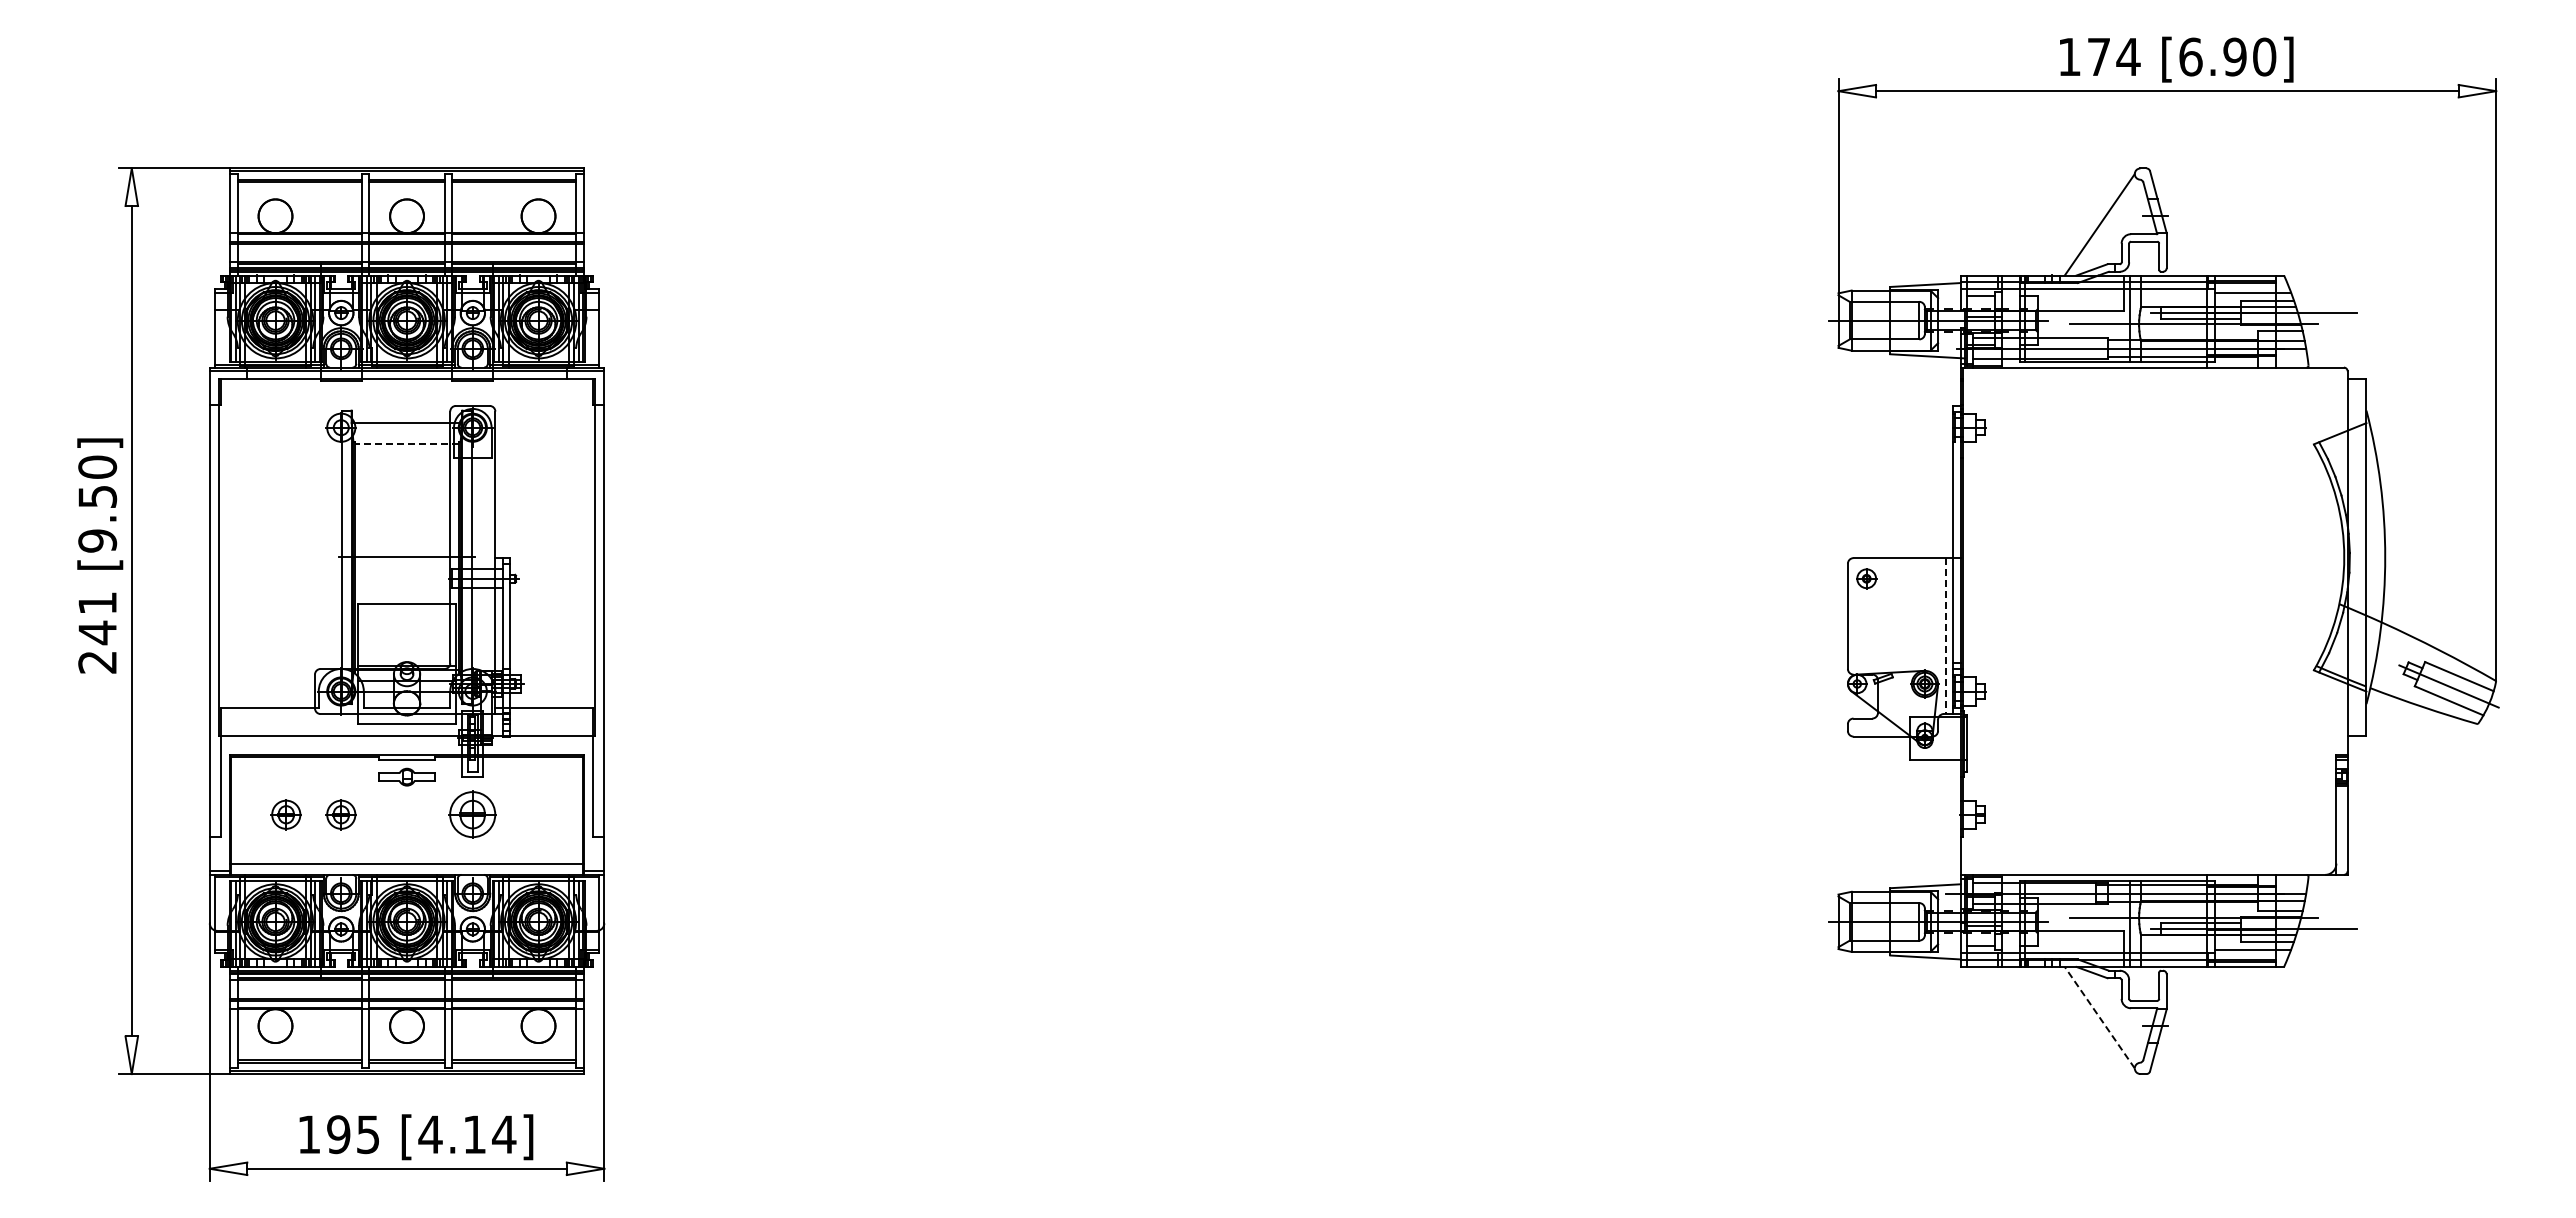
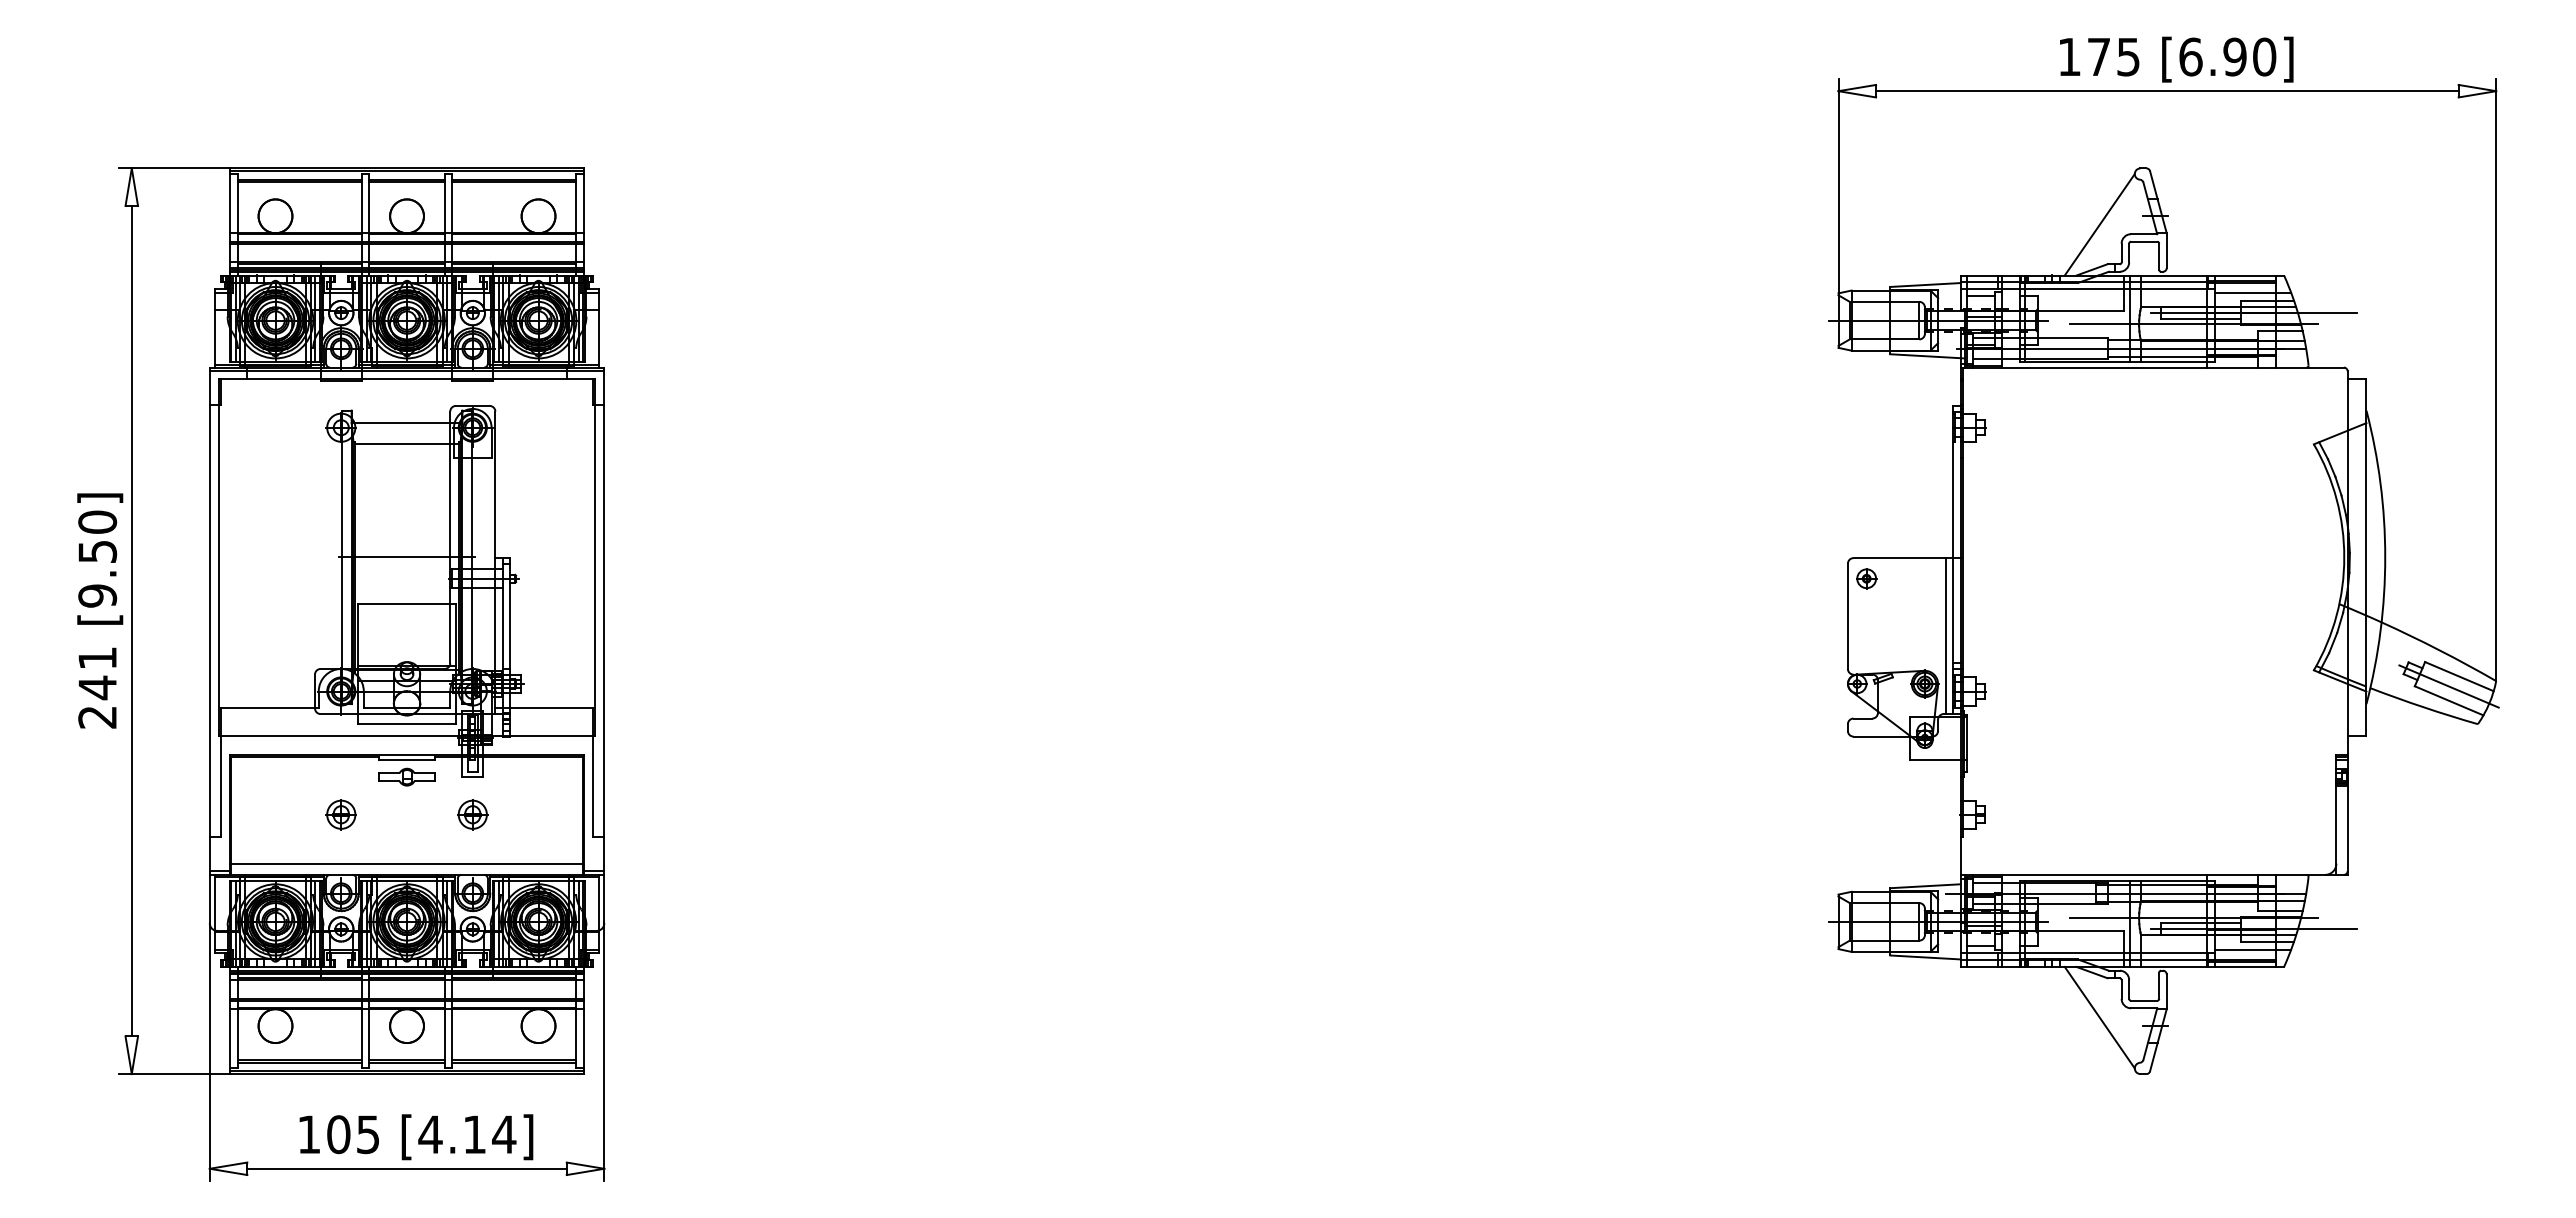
text: 174 -> 175 (2128, 57)
line: dashed -> solid (406, 444)
text position: (100, 555) -> (100, 610) (100, 610)
line: dashed -> solid (1945, 636)
part: present -> none (285, 814)
part size: 49x49 px -> 32x32 px (472, 814)
line: dashed -> solid (2099, 1017)
text: 195 -> 105 (338, 1134)
